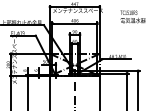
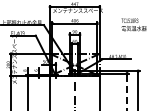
text position: (132, 16) -> (133, 24) (133, 24)
line: solid -> dashed (127, 92)
